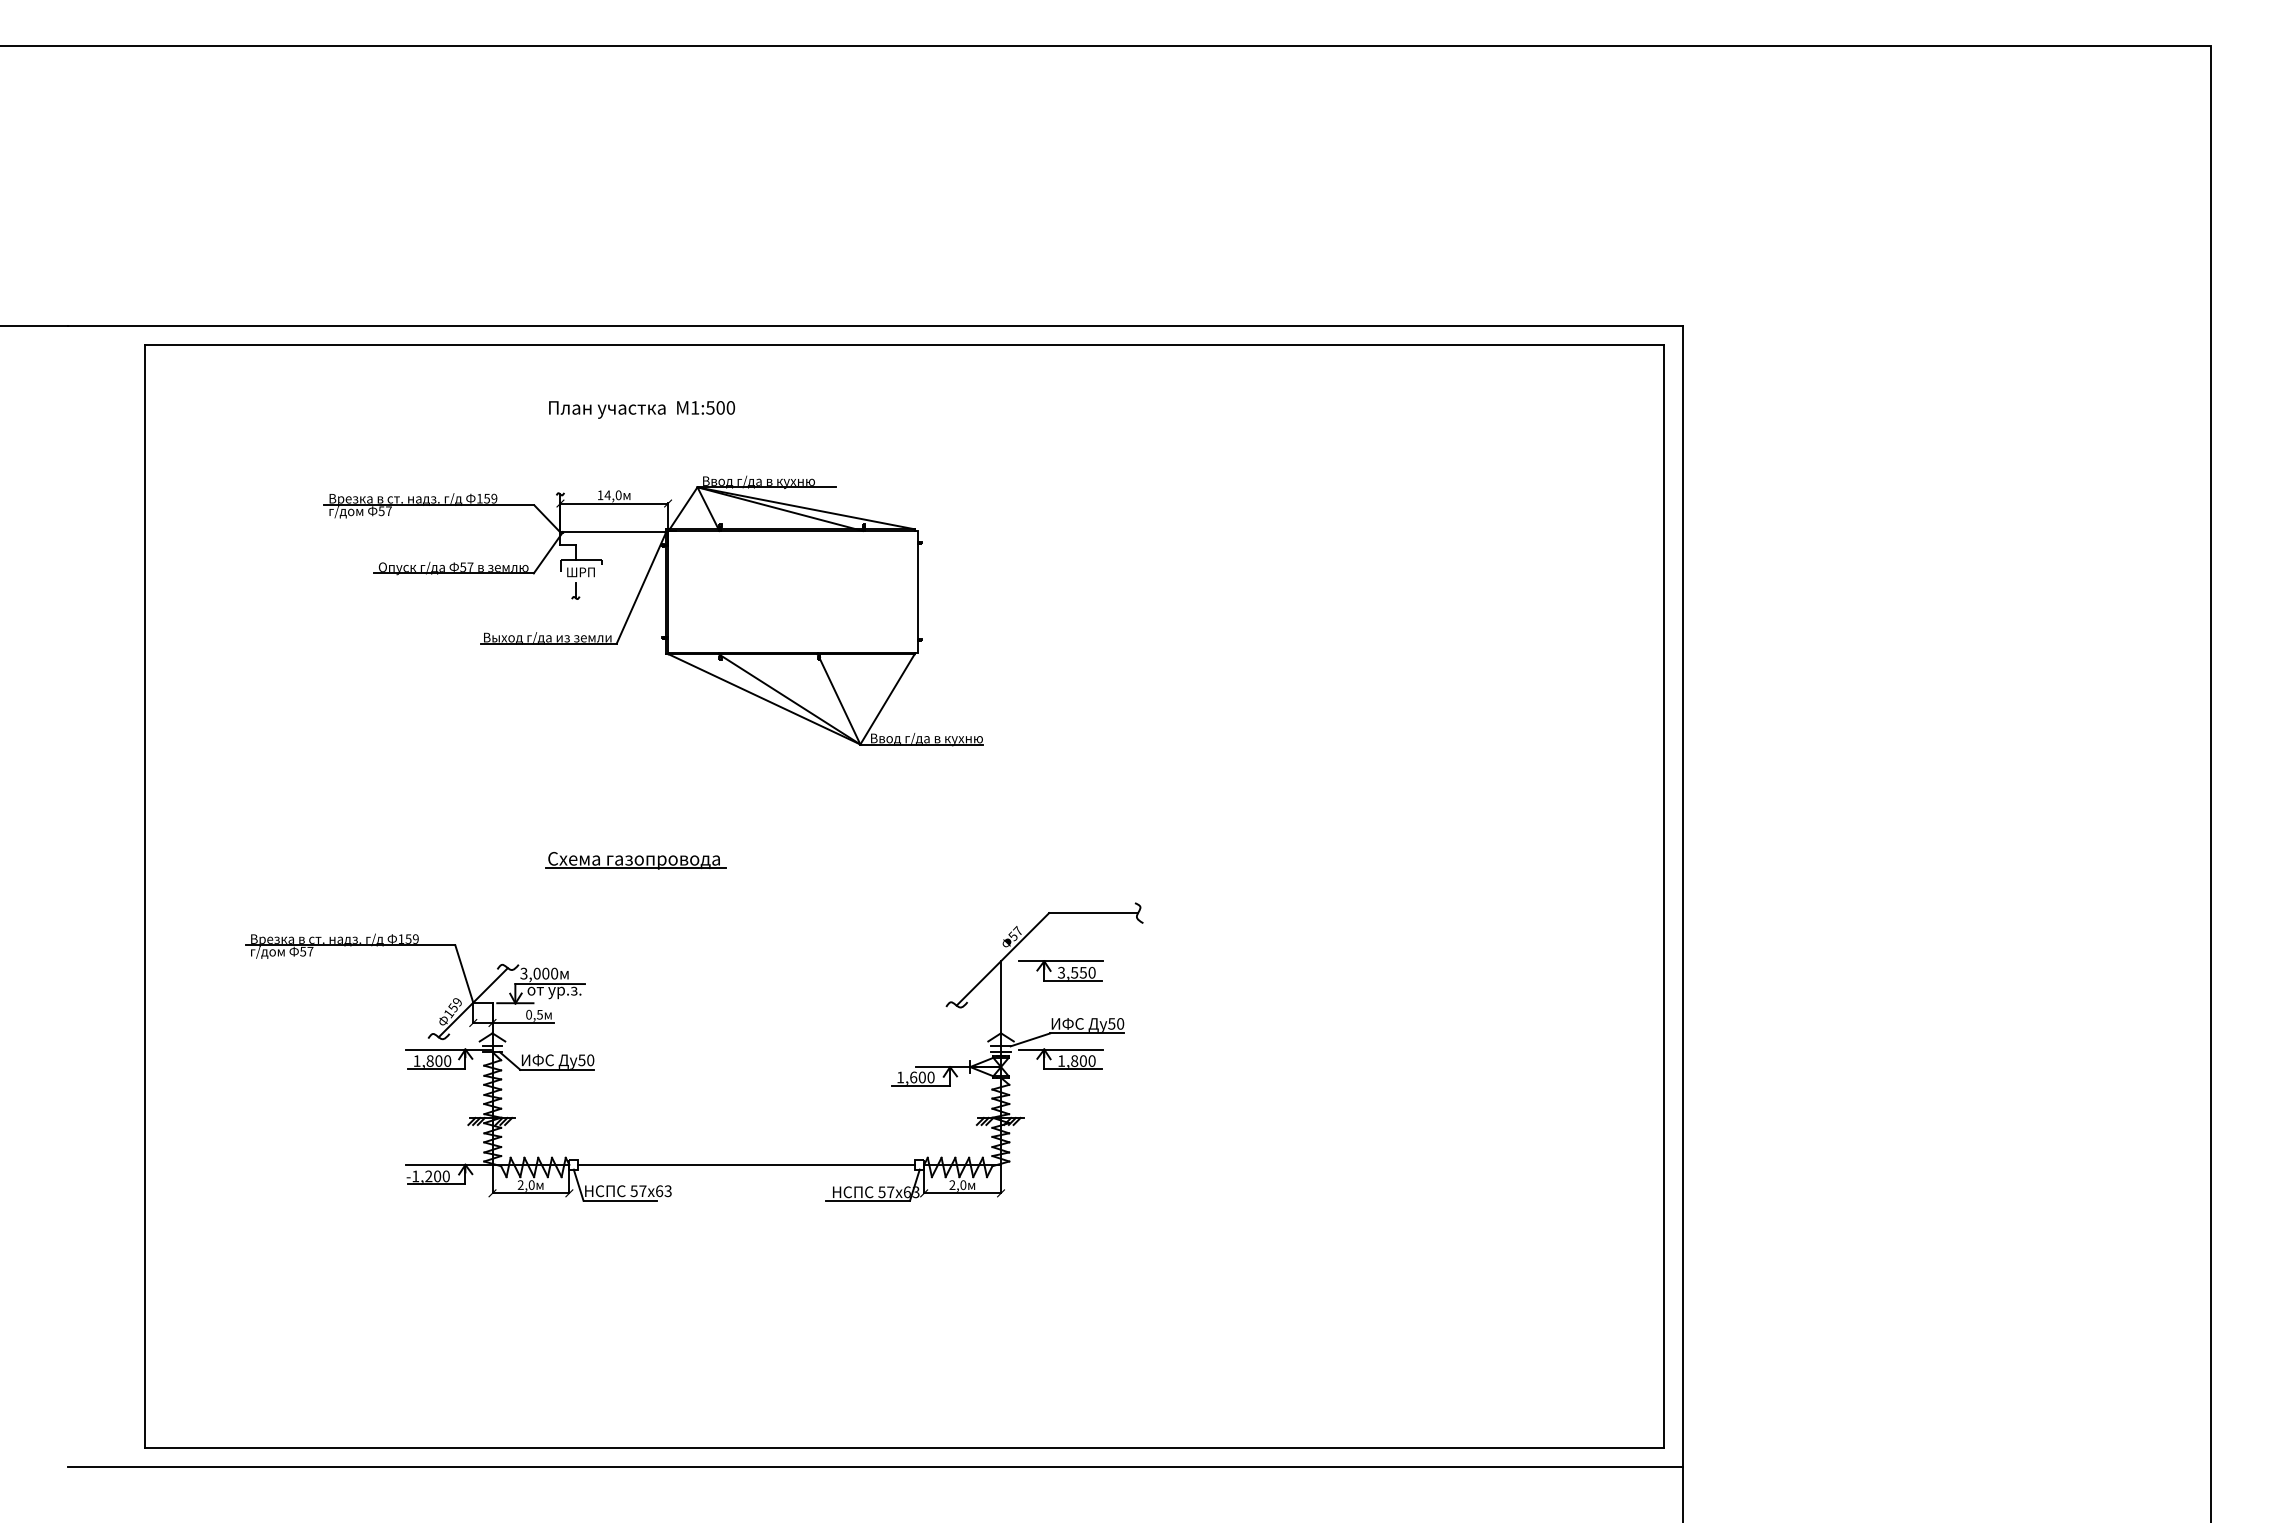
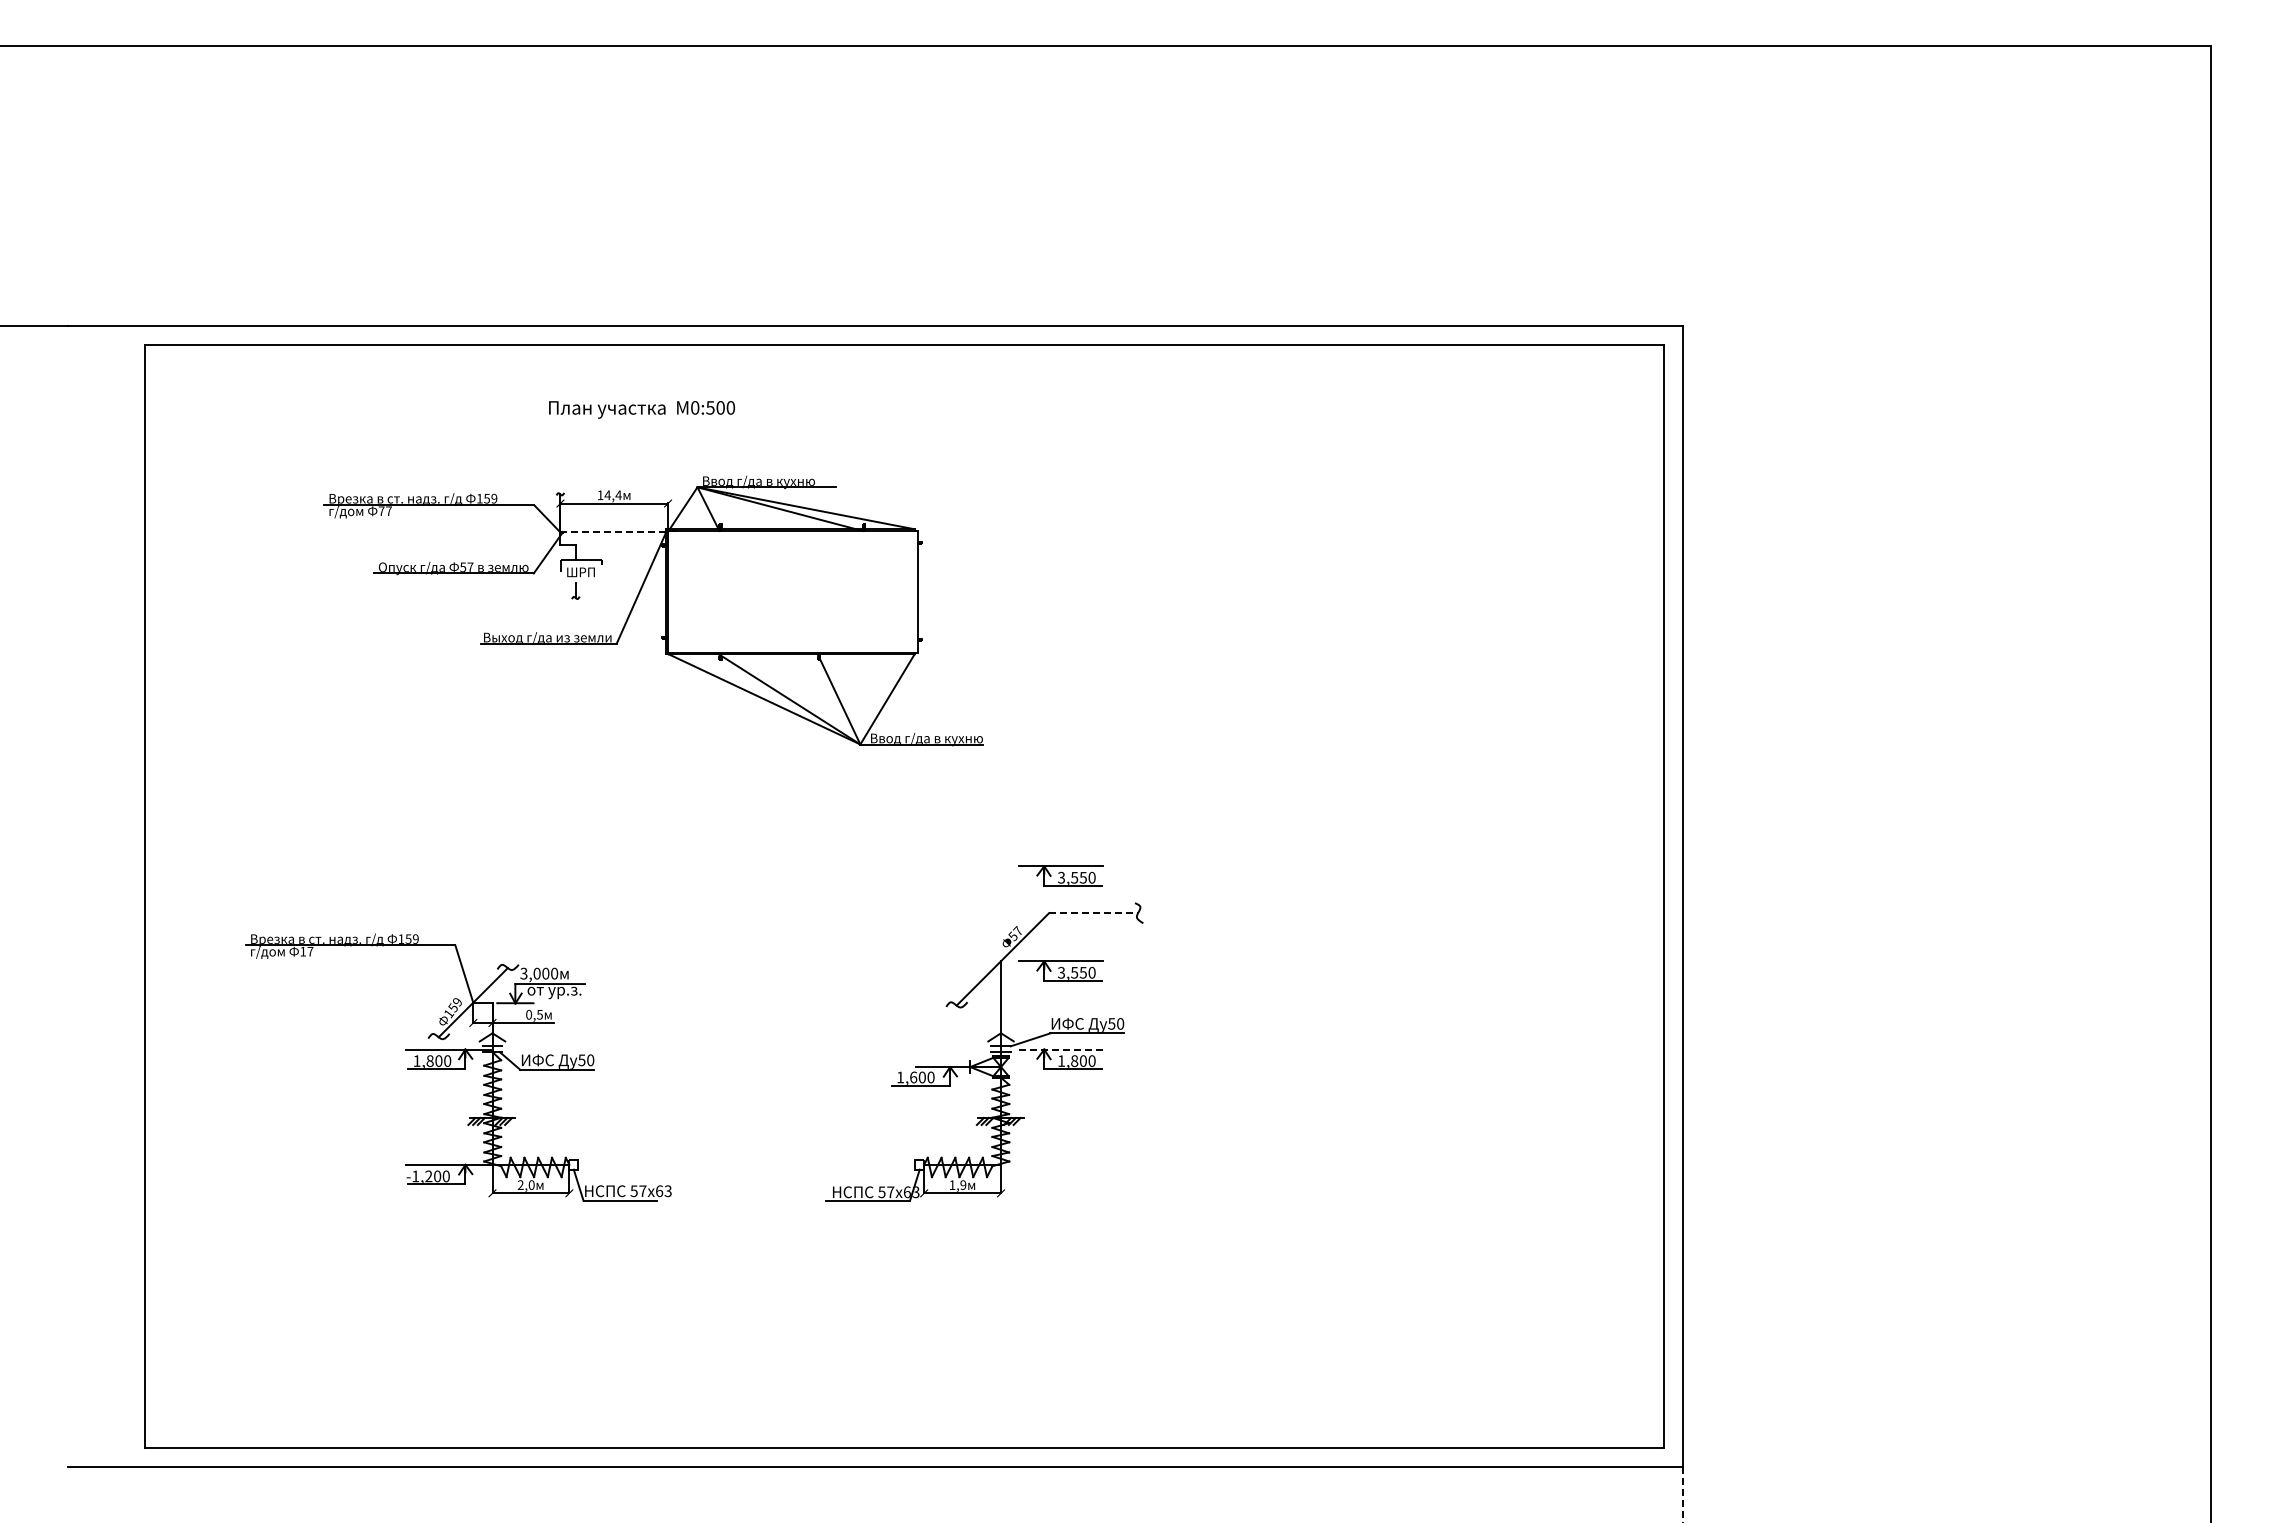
text: 1:500 -> 0:500 (695, 407)
text: 14,0 -> 14,4 (618, 495)
text: 57 -> 77 (381, 511)
line: solid -> dashed (613, 532)
part: present -> none (635, 860)
part: none -> present (1060, 875)
line: solid -> dashed (1094, 913)
text: 57 -> 17 (303, 951)
line: solid -> dashed (1061, 1049)
line: present -> none (746, 1164)
text: 2,0 -> 1,9 (957, 1184)
line: solid -> dashed (1682, 1495)
